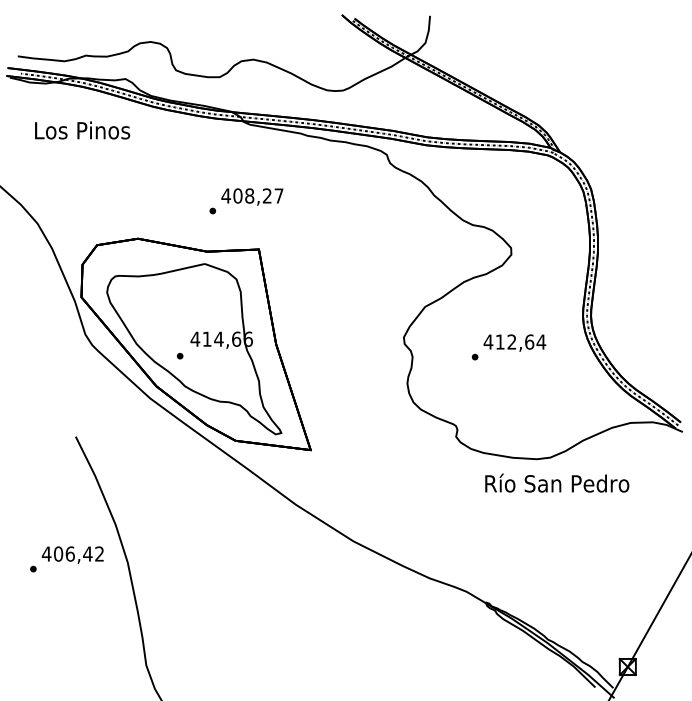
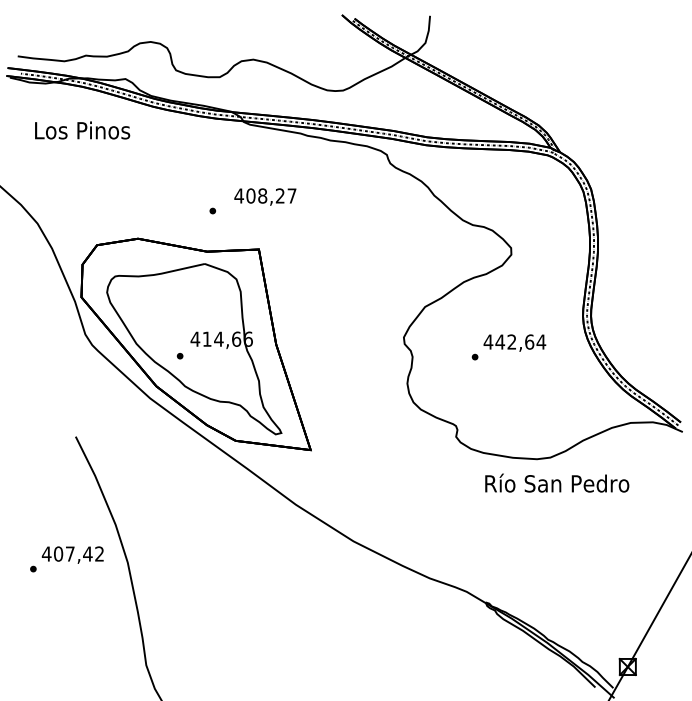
text position: (252, 196) -> (265, 196) (265, 196)
text: 412,64 -> 442,64 (500, 341)
text: 406,42 -> 407,42 (69, 553)
